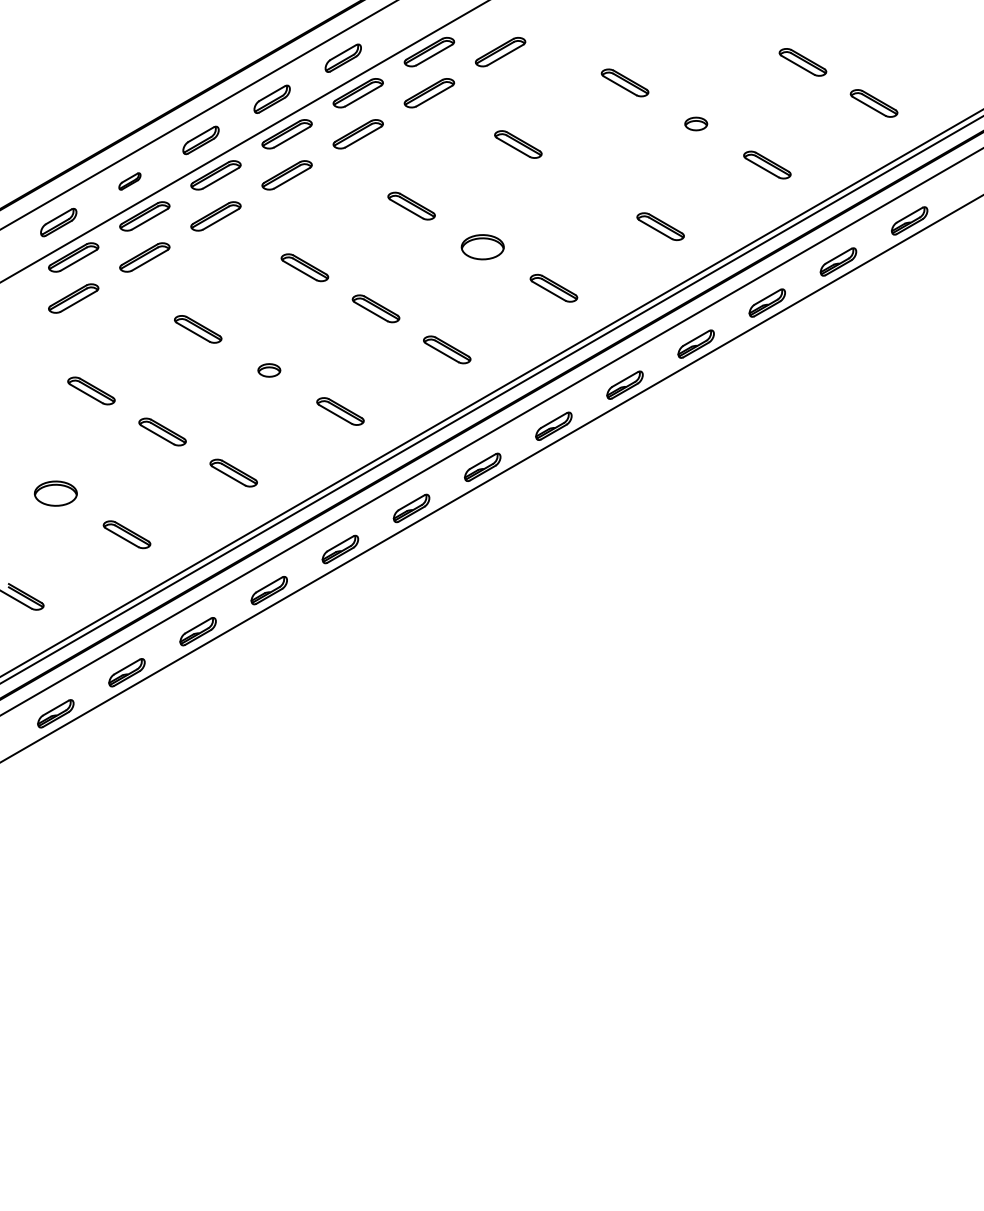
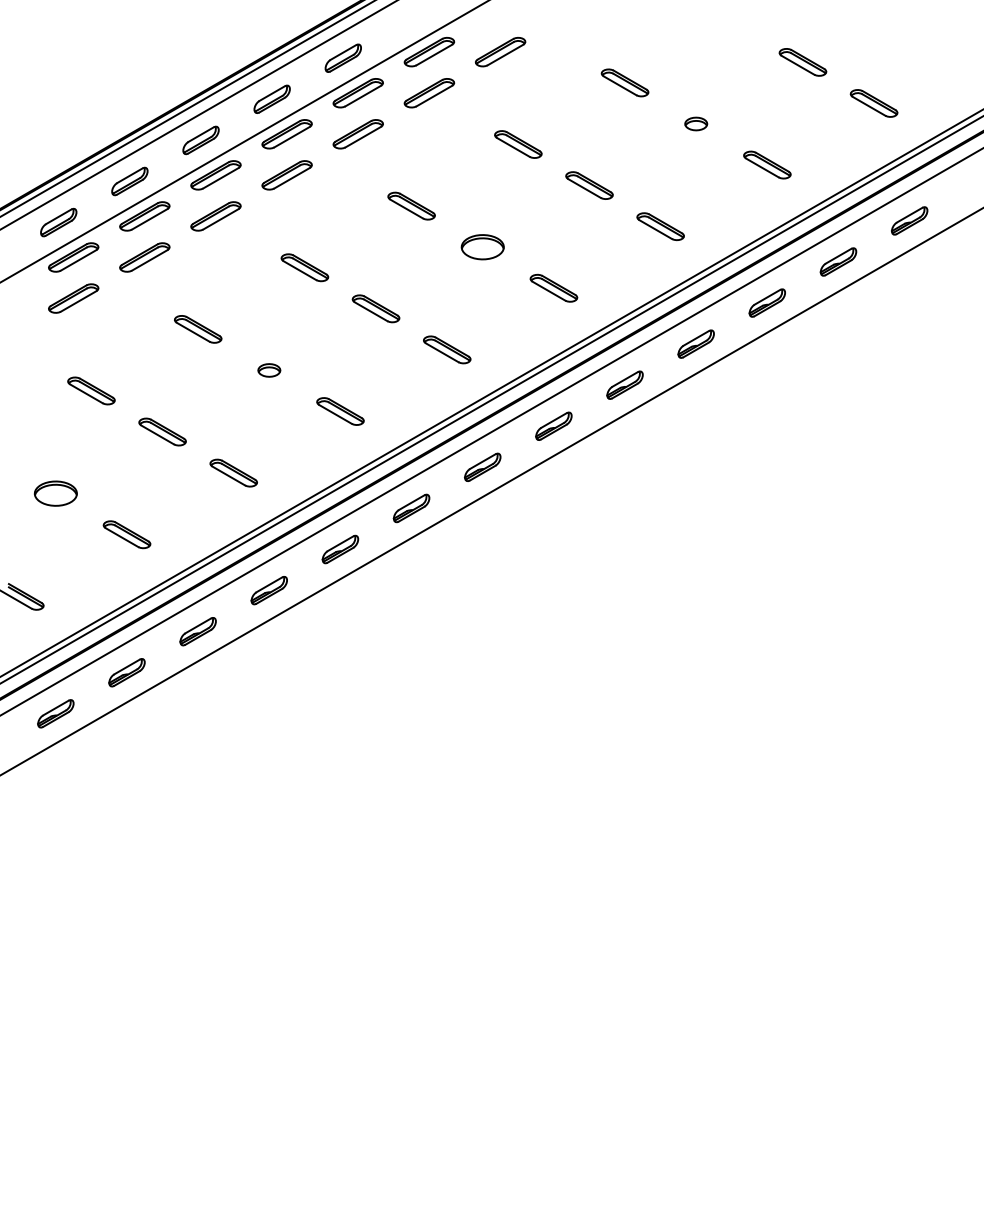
line: none -> present (187, 108)
part size: 24x19 px -> 38x31 px (129, 181)
part: none -> present (589, 185)
line position: (491, 478) -> (491, 491) (491, 491)
